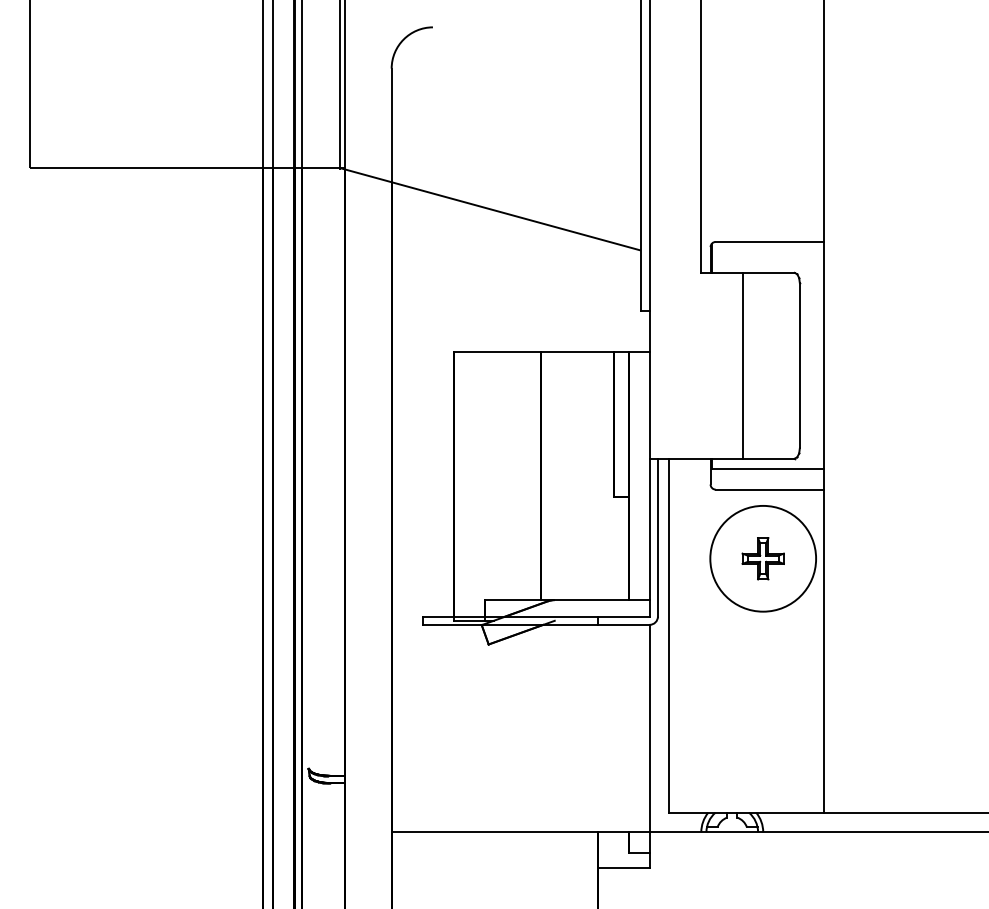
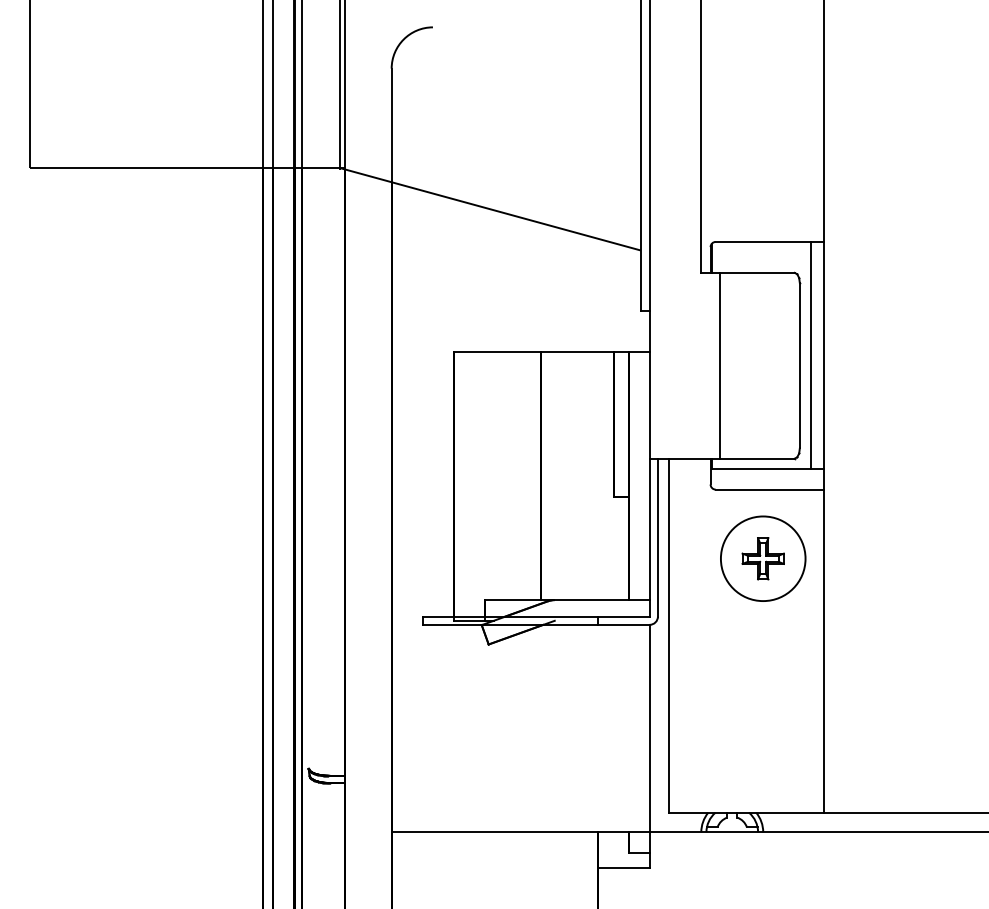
line: none -> present (810, 355)
line position: (742, 365) -> (719, 365) (719, 365)
circle diameter: 106 px -> 85 px (762, 558)
